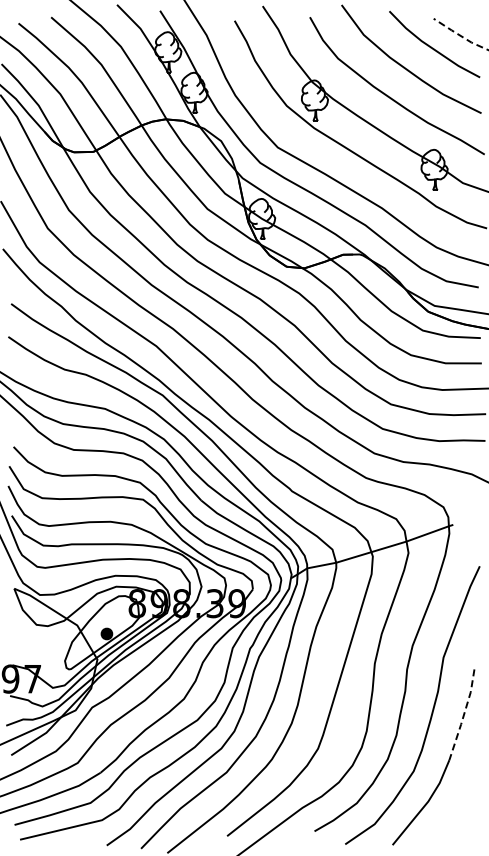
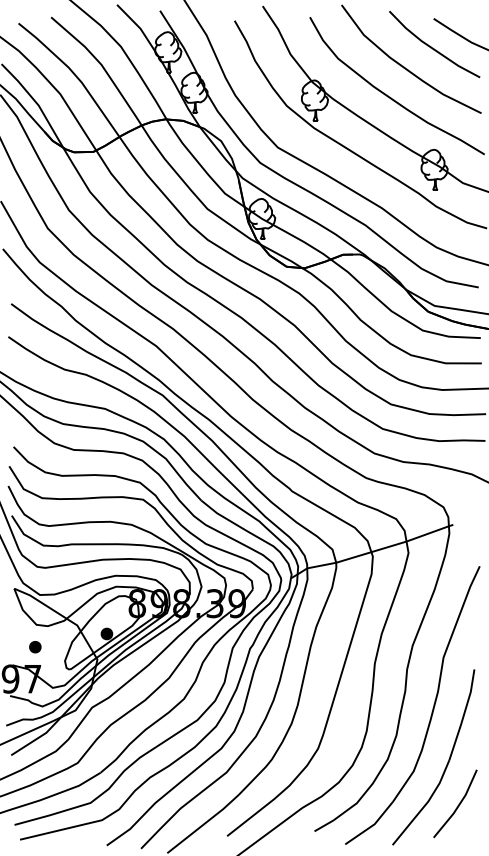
line: dashed -> solid (459, 35)
part: none -> present (35, 647)
line: dashed -> solid (463, 715)
line: none -> present (457, 805)
